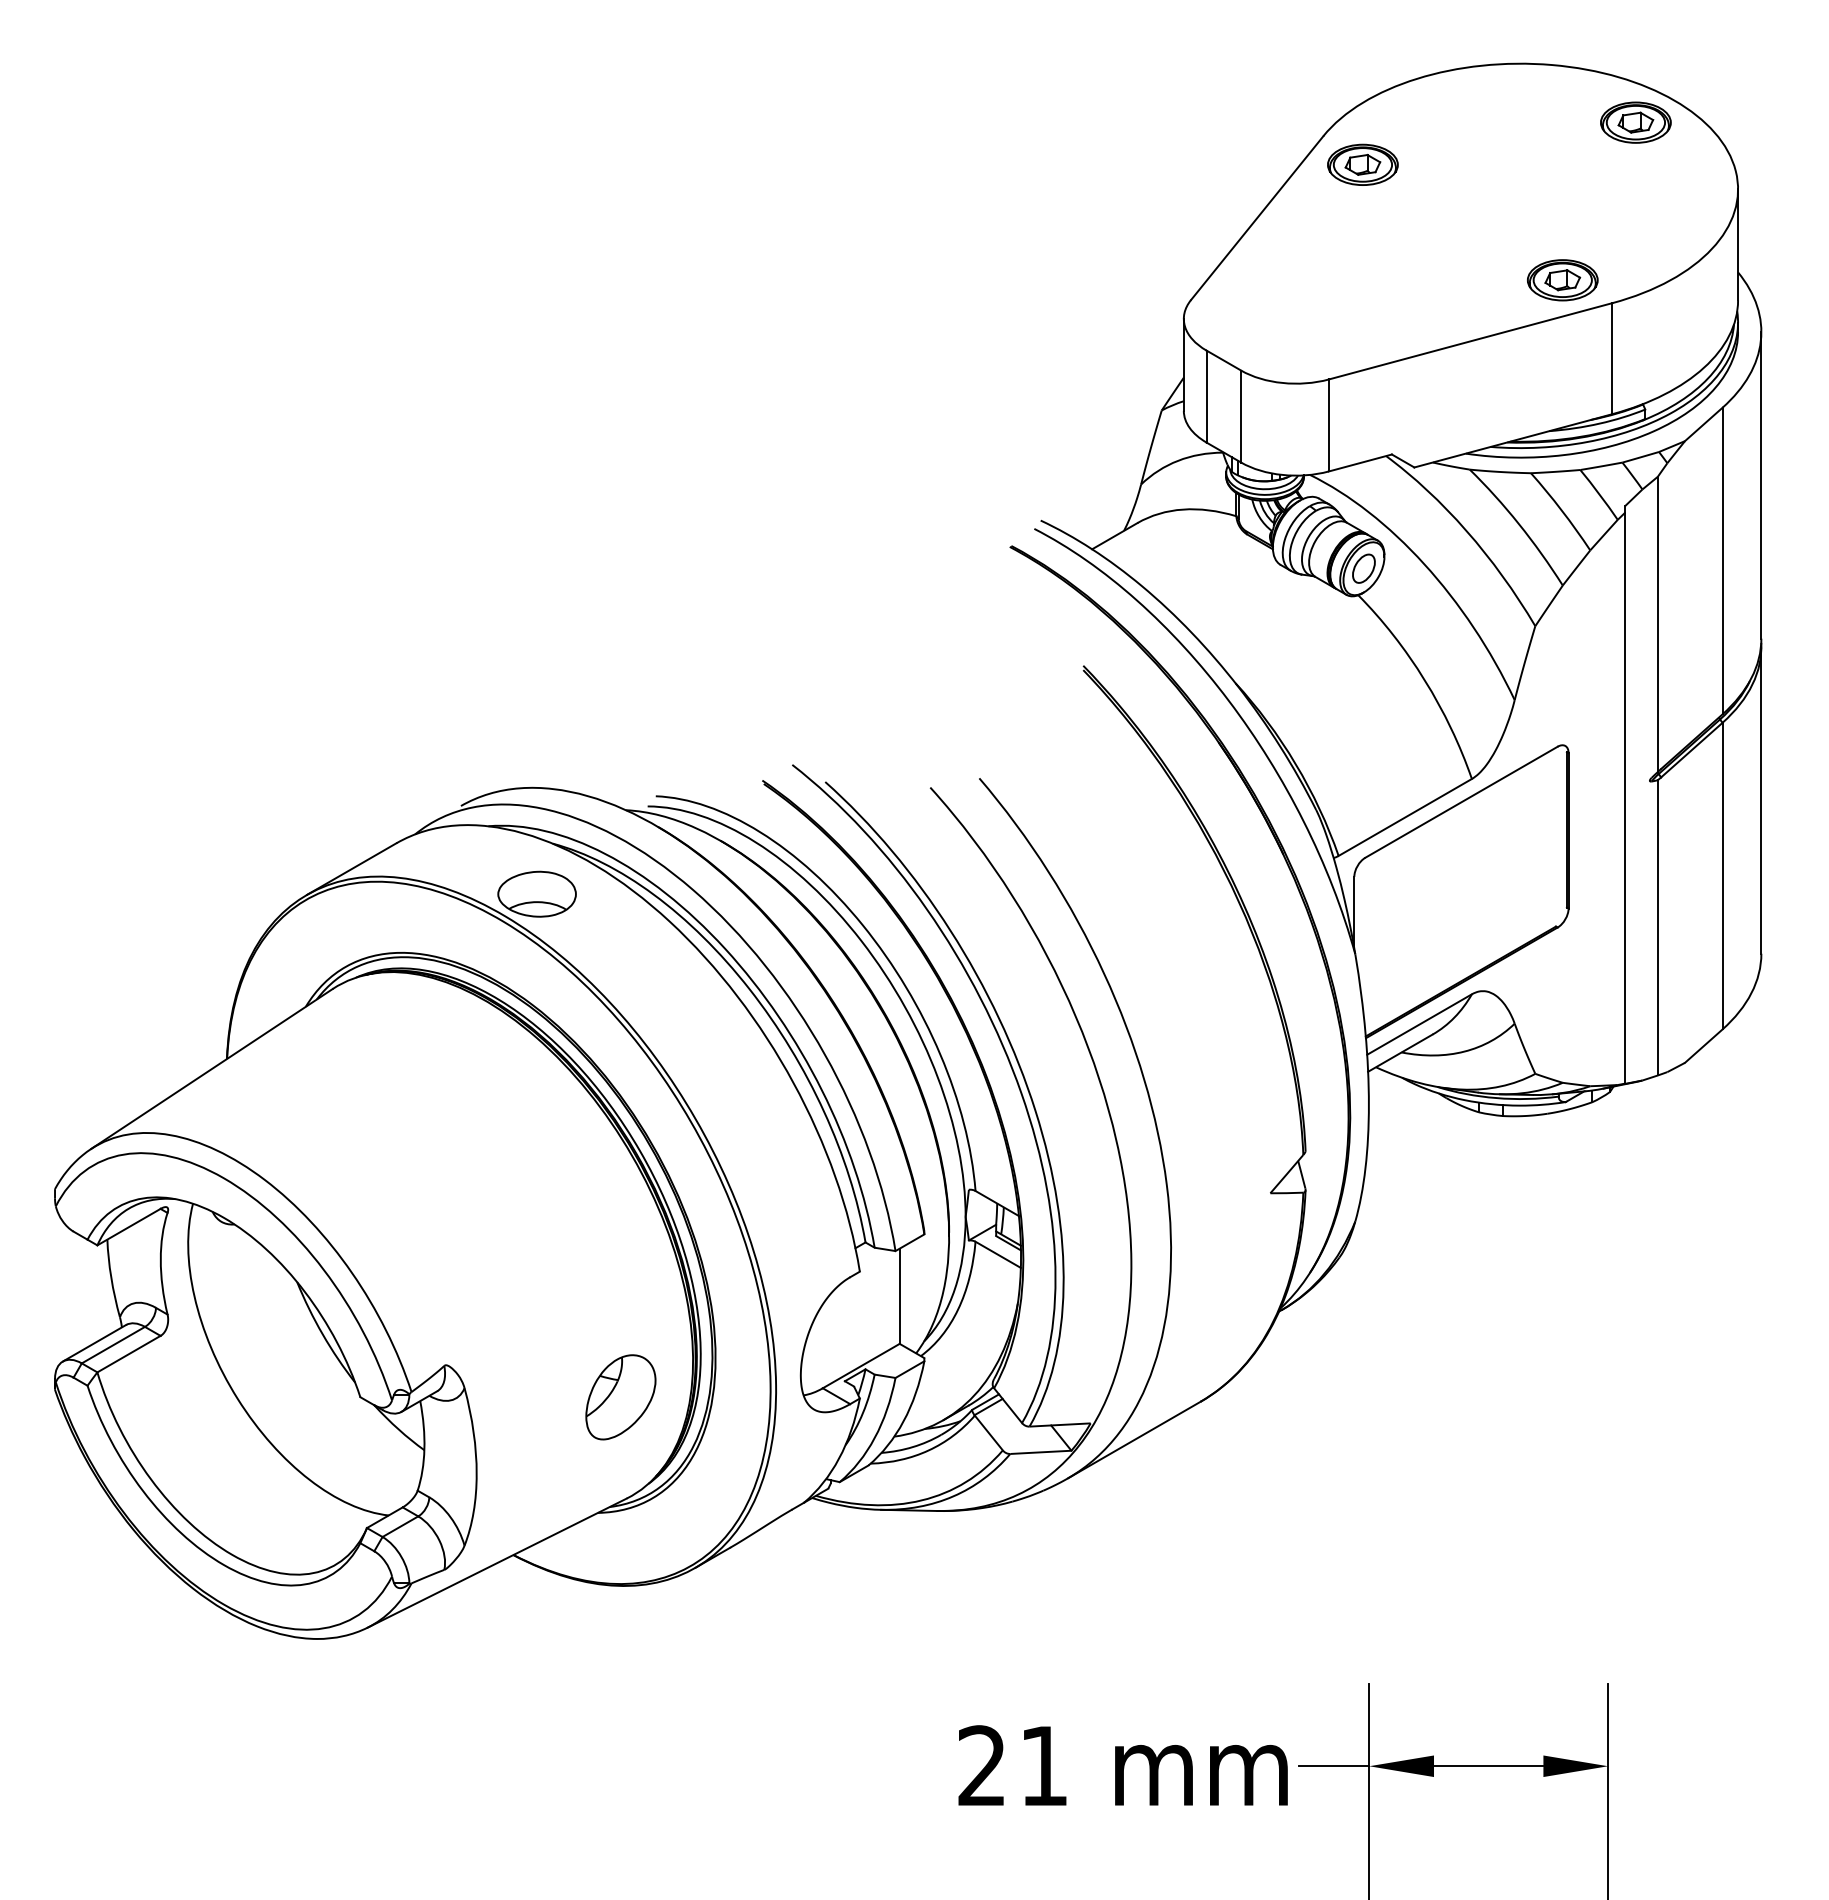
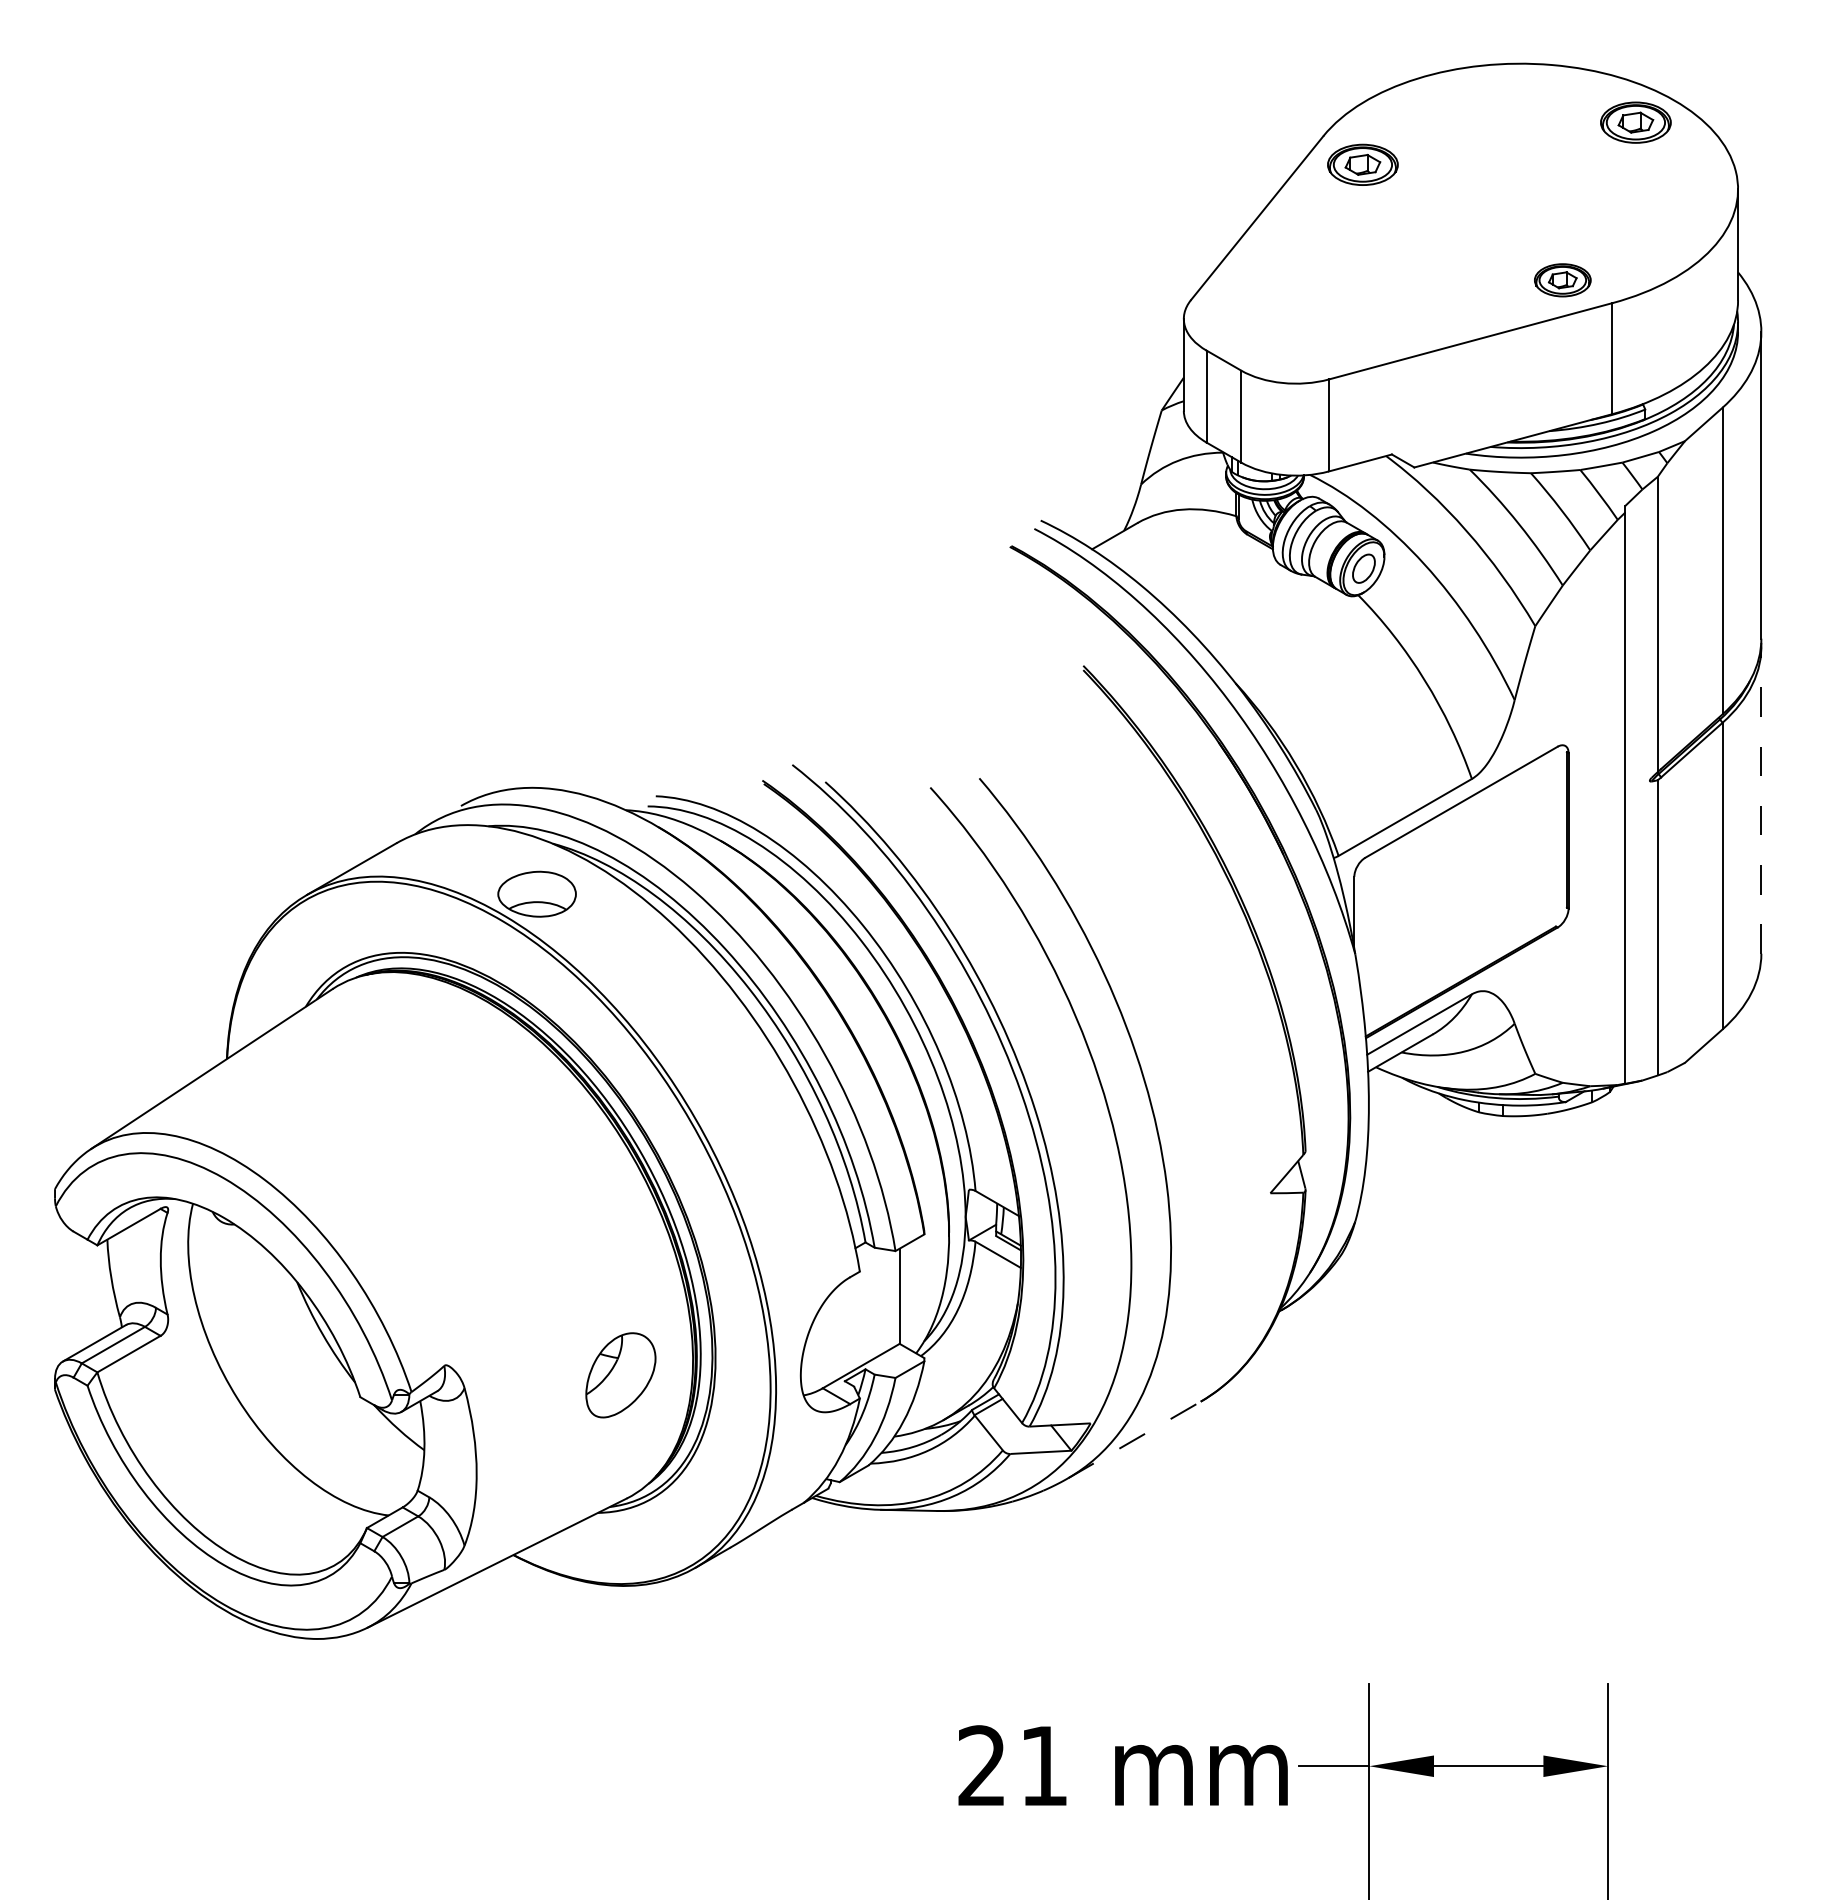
part size: 72x43 px -> 58x35 px (1562, 280)
line: solid -> dashed (1761, 799)
part position: (620, 1397) -> (620, 1375) (620, 1375)
line: solid -> dashed (1134, 1439)
